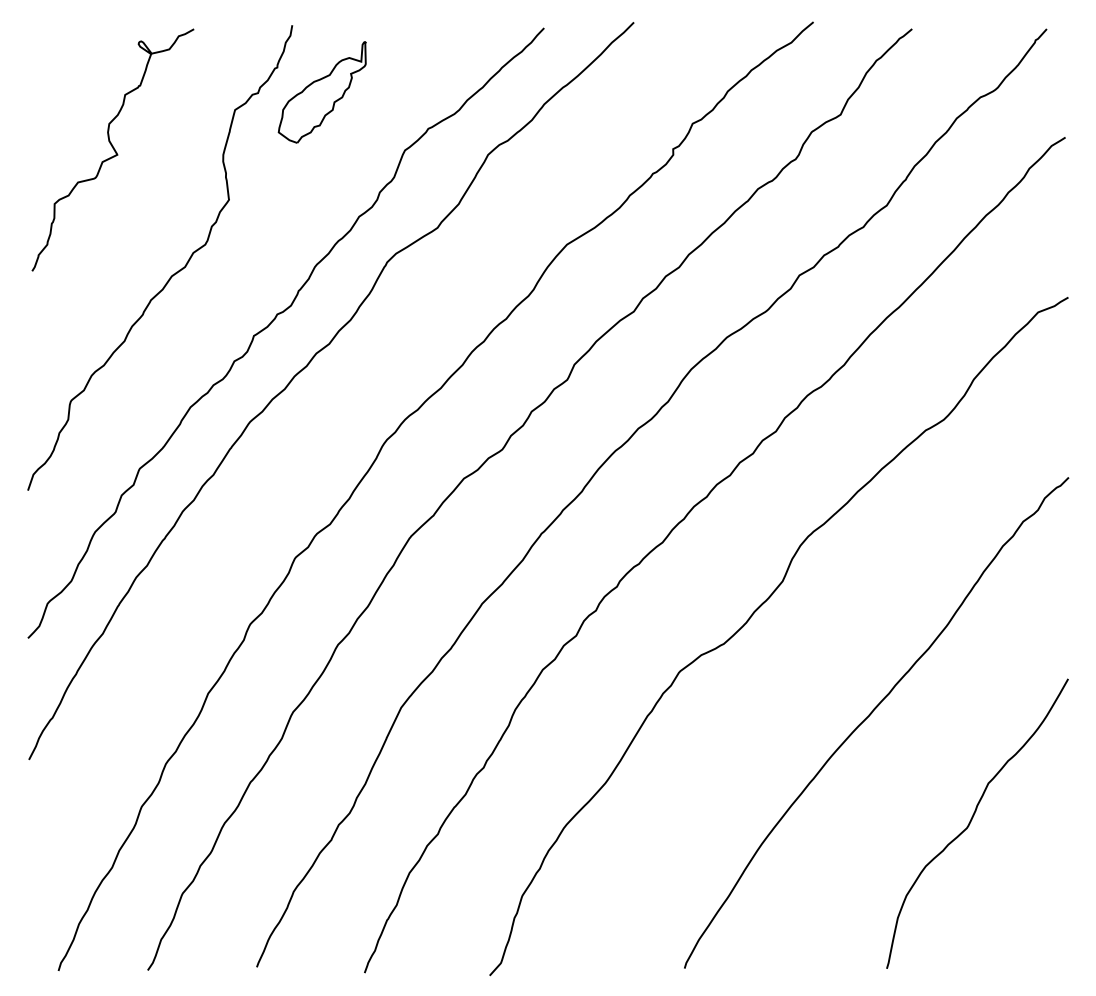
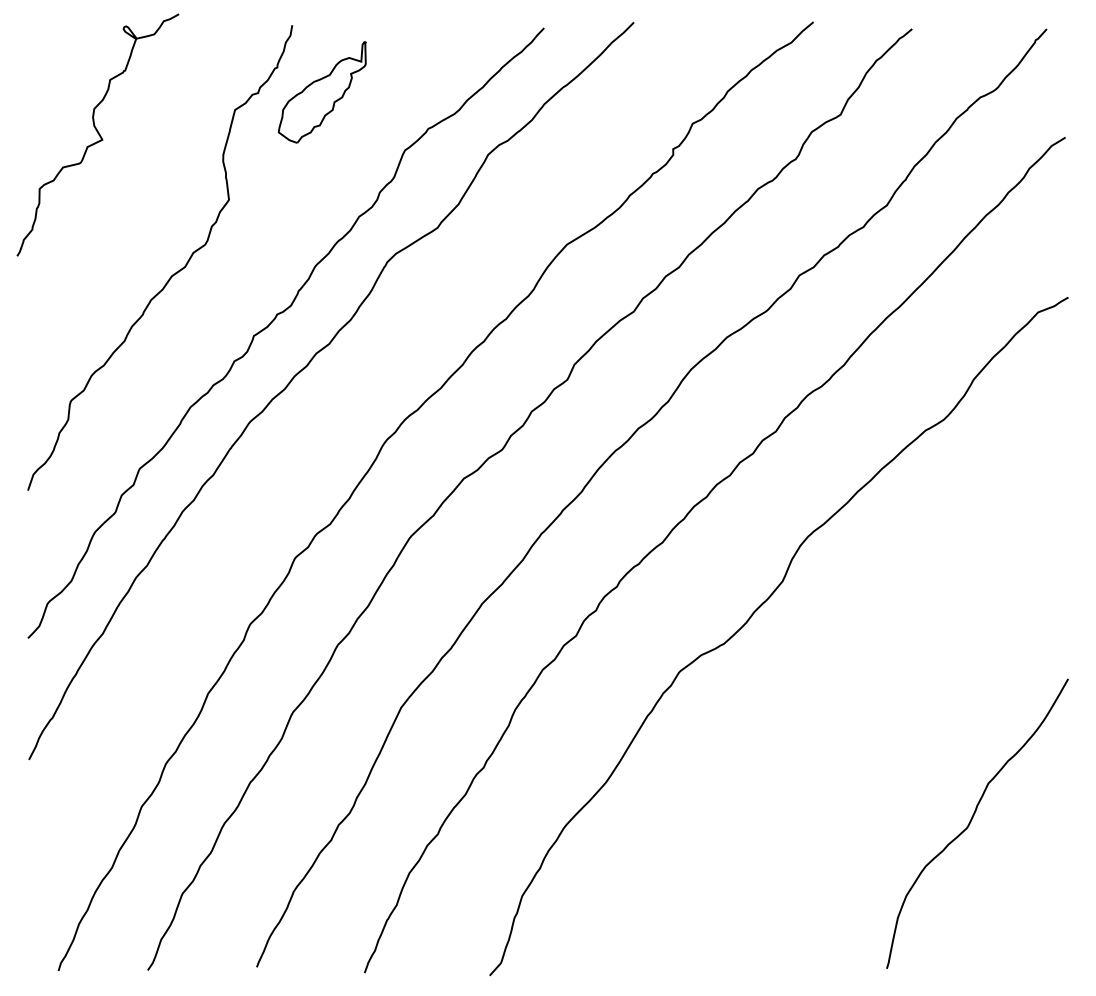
curve position: (112, 148) -> (97, 133) (97, 133)
curve: present -> none (870, 715)
